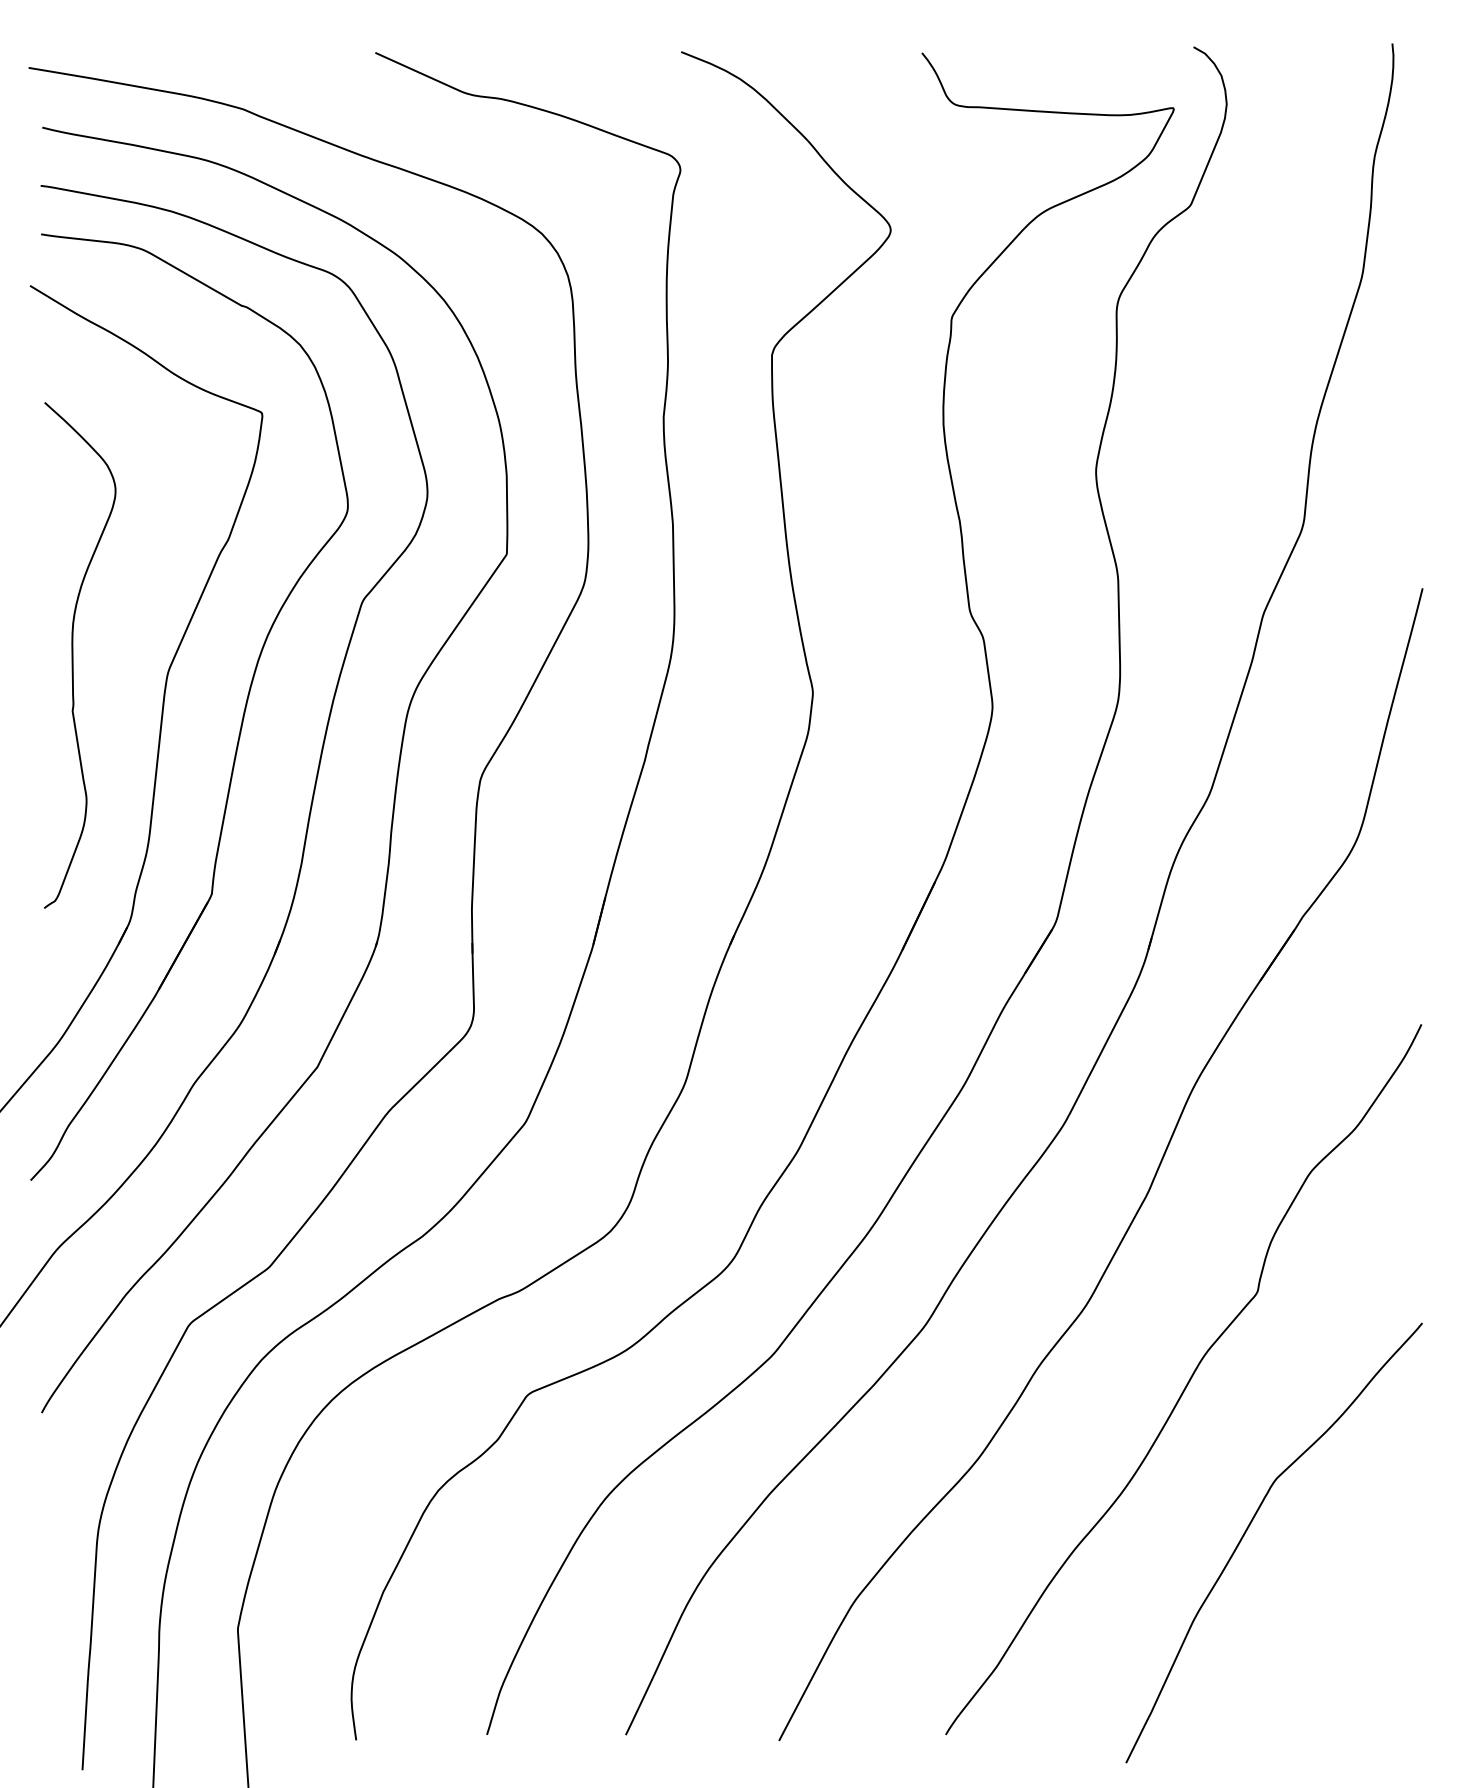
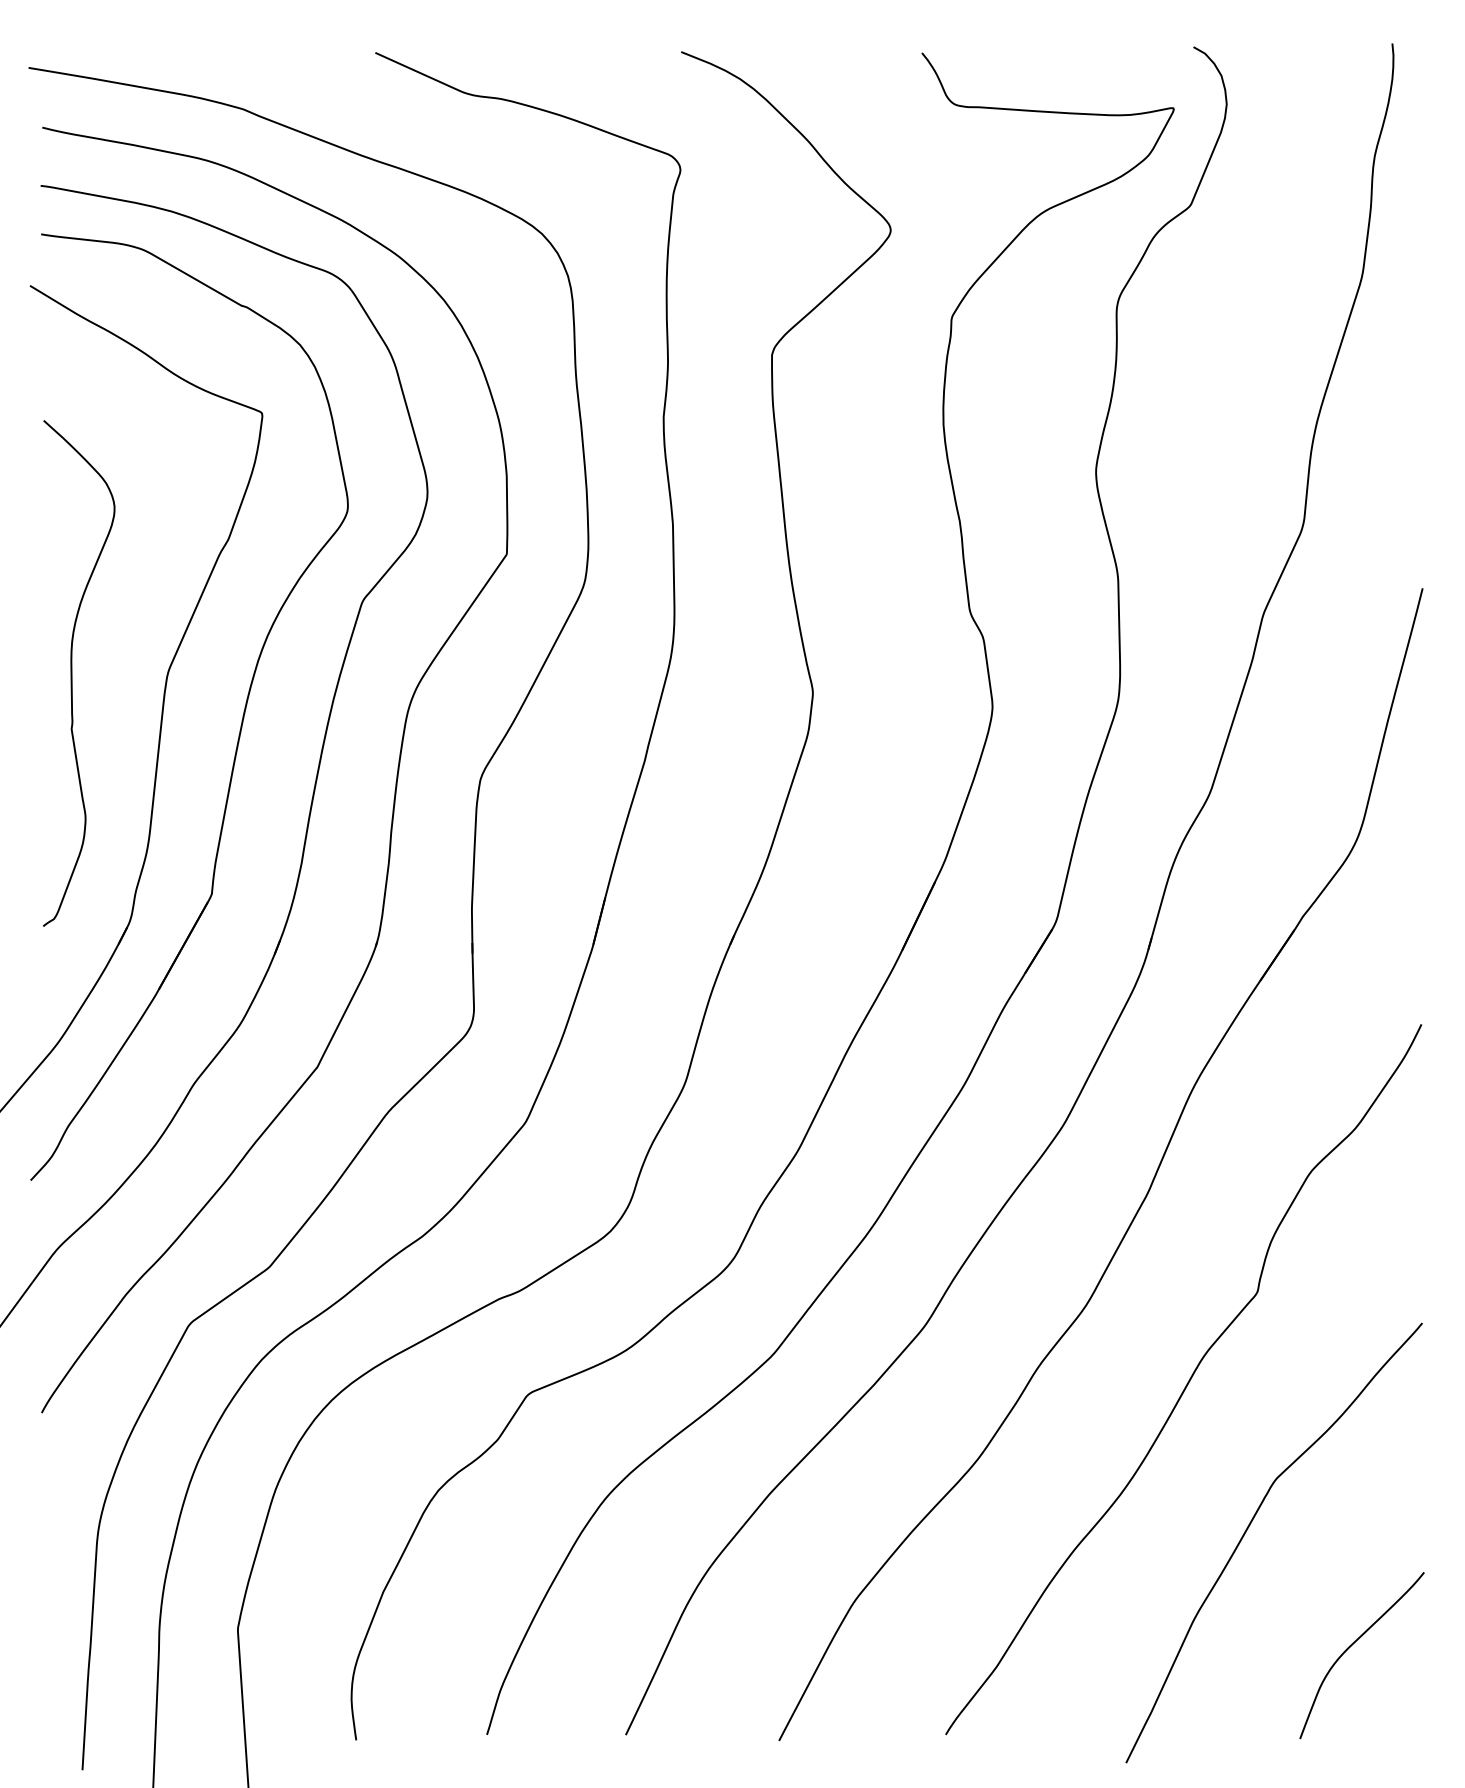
curve position: (73, 655) -> (72, 673) (72, 673)
curve: none -> present (1352, 1645)
